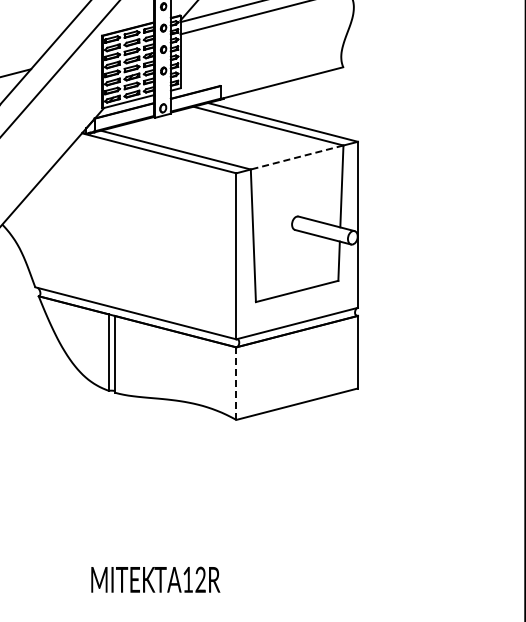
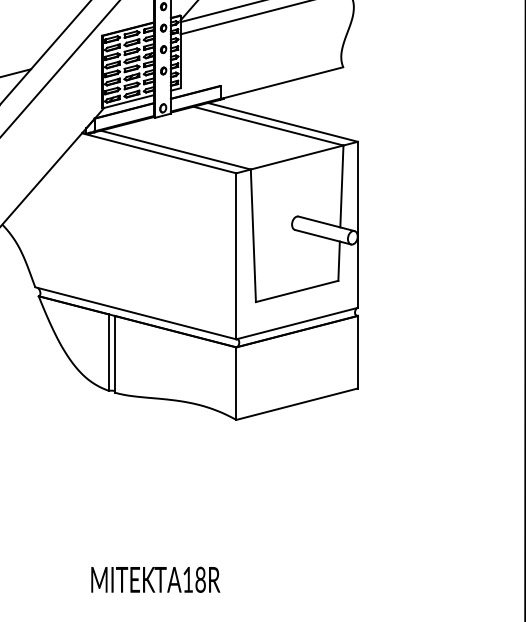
line: dashed -> solid (297, 157)
line: dashed -> solid (236, 384)
text: TA12R -> TA18R (200, 580)
